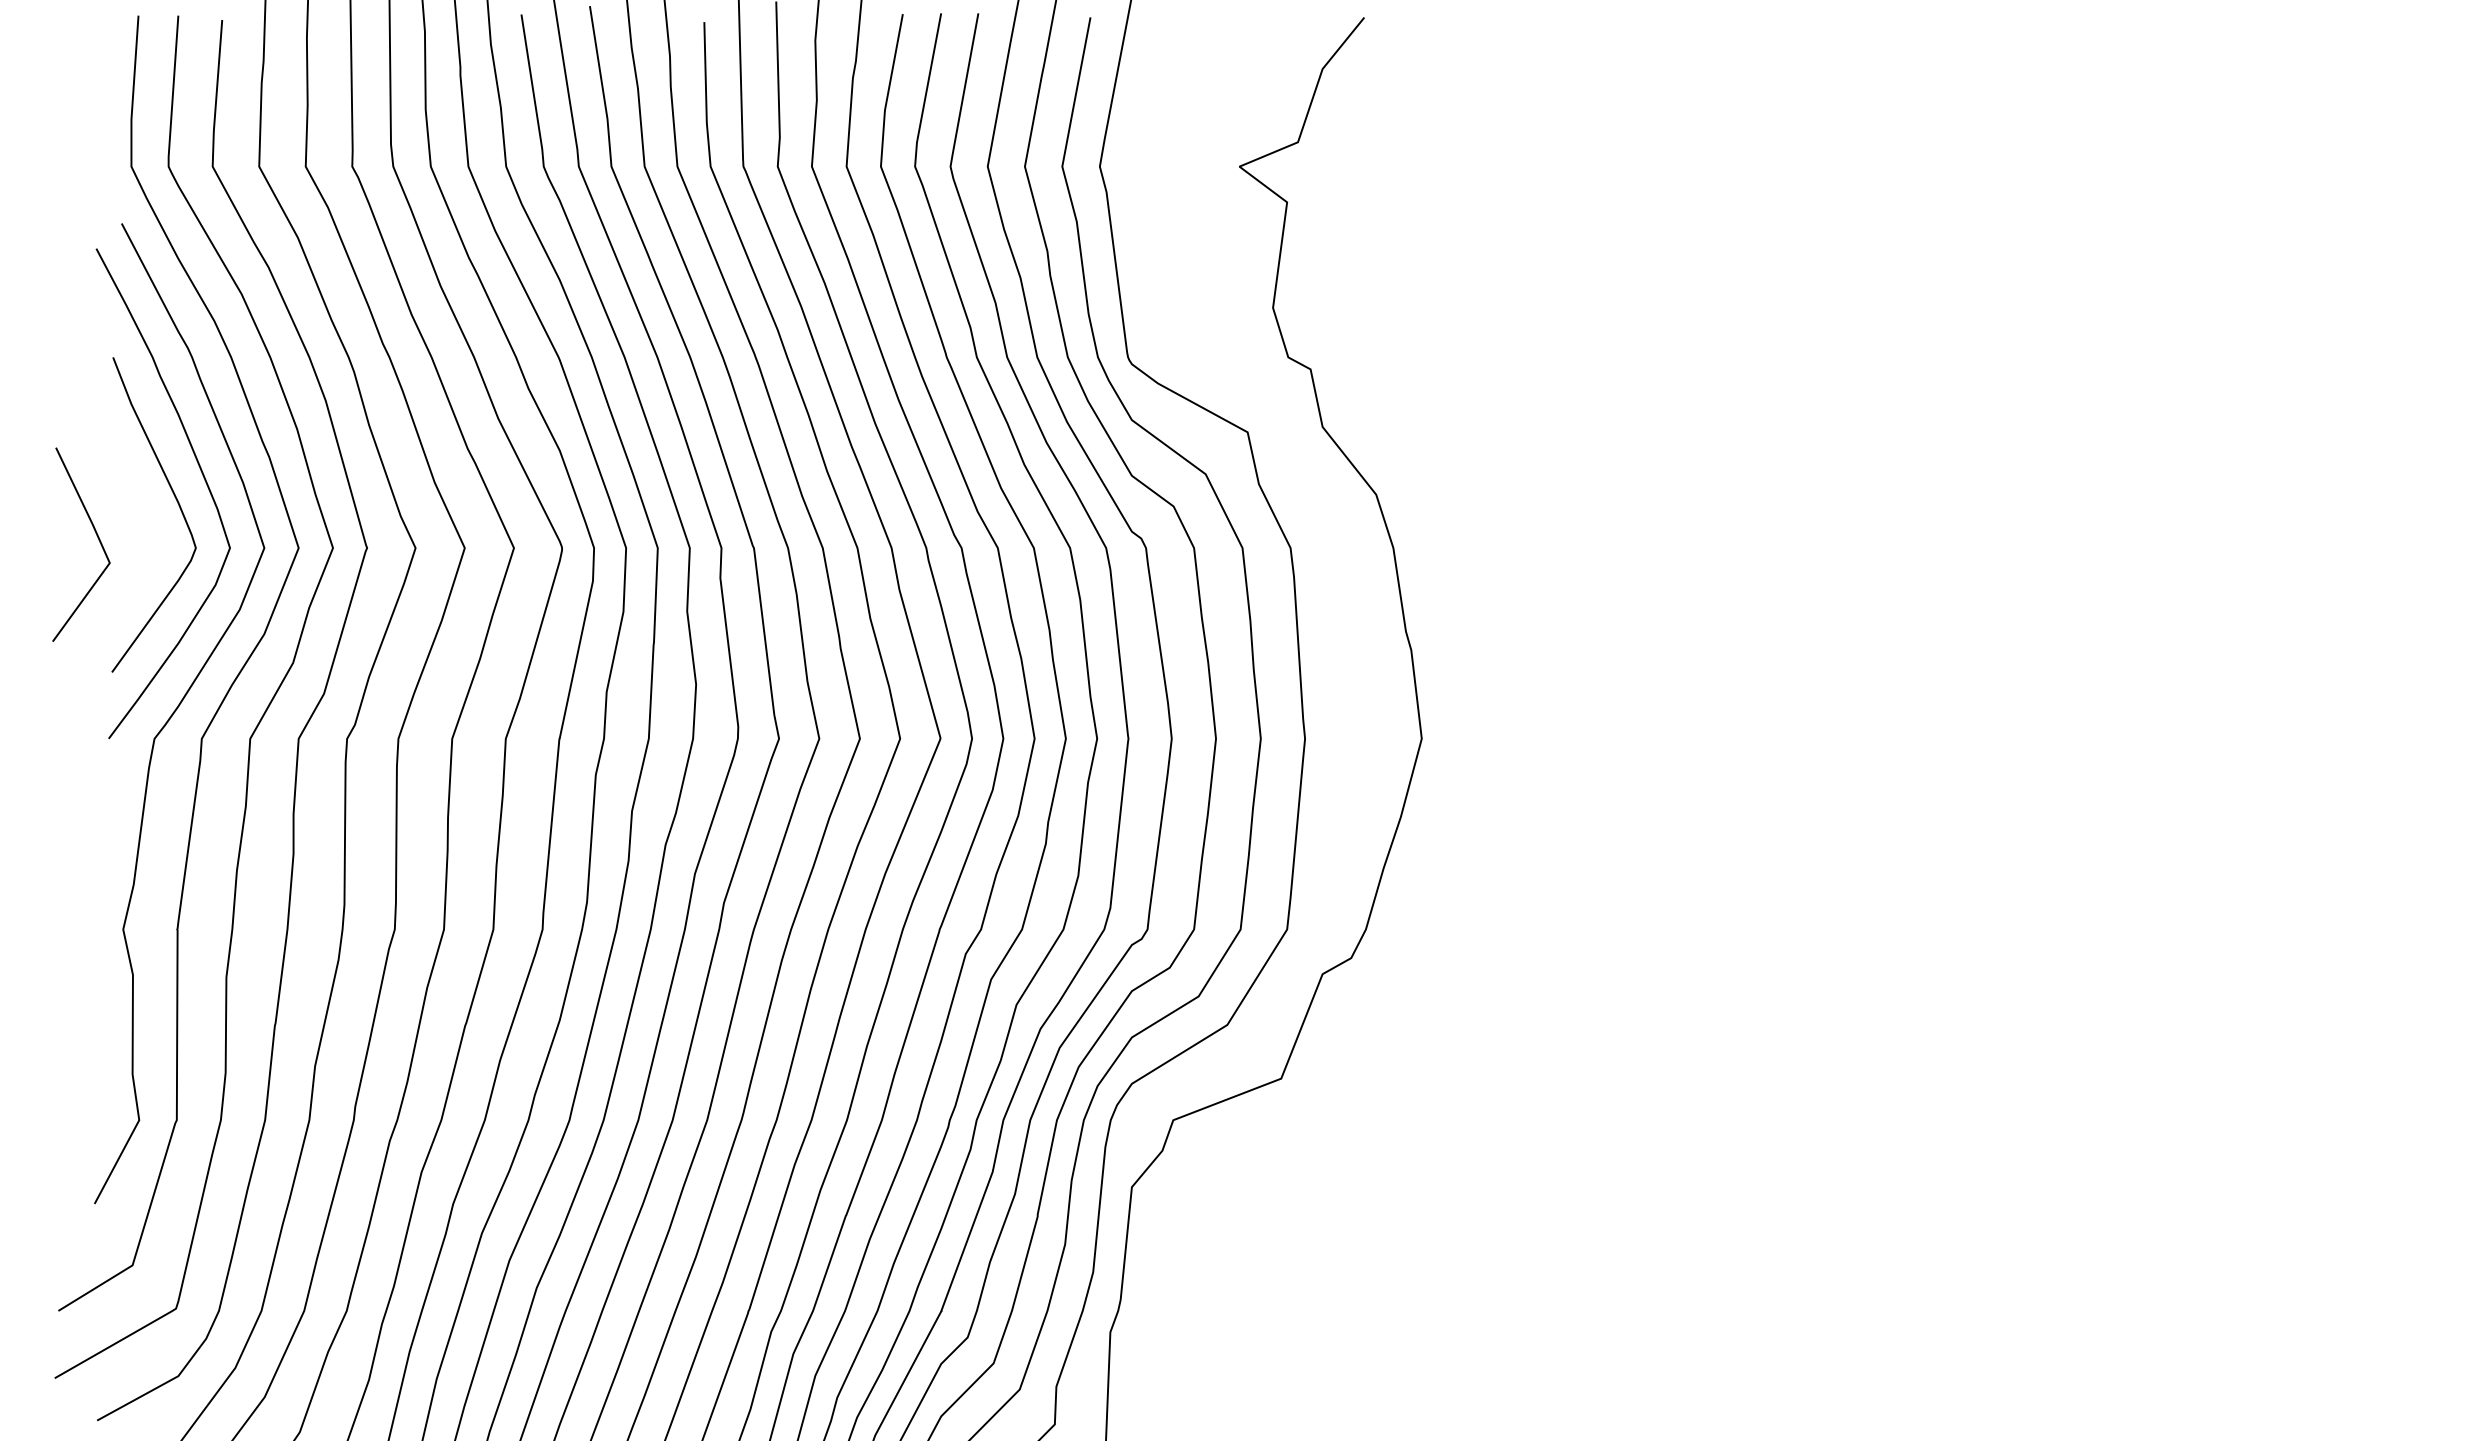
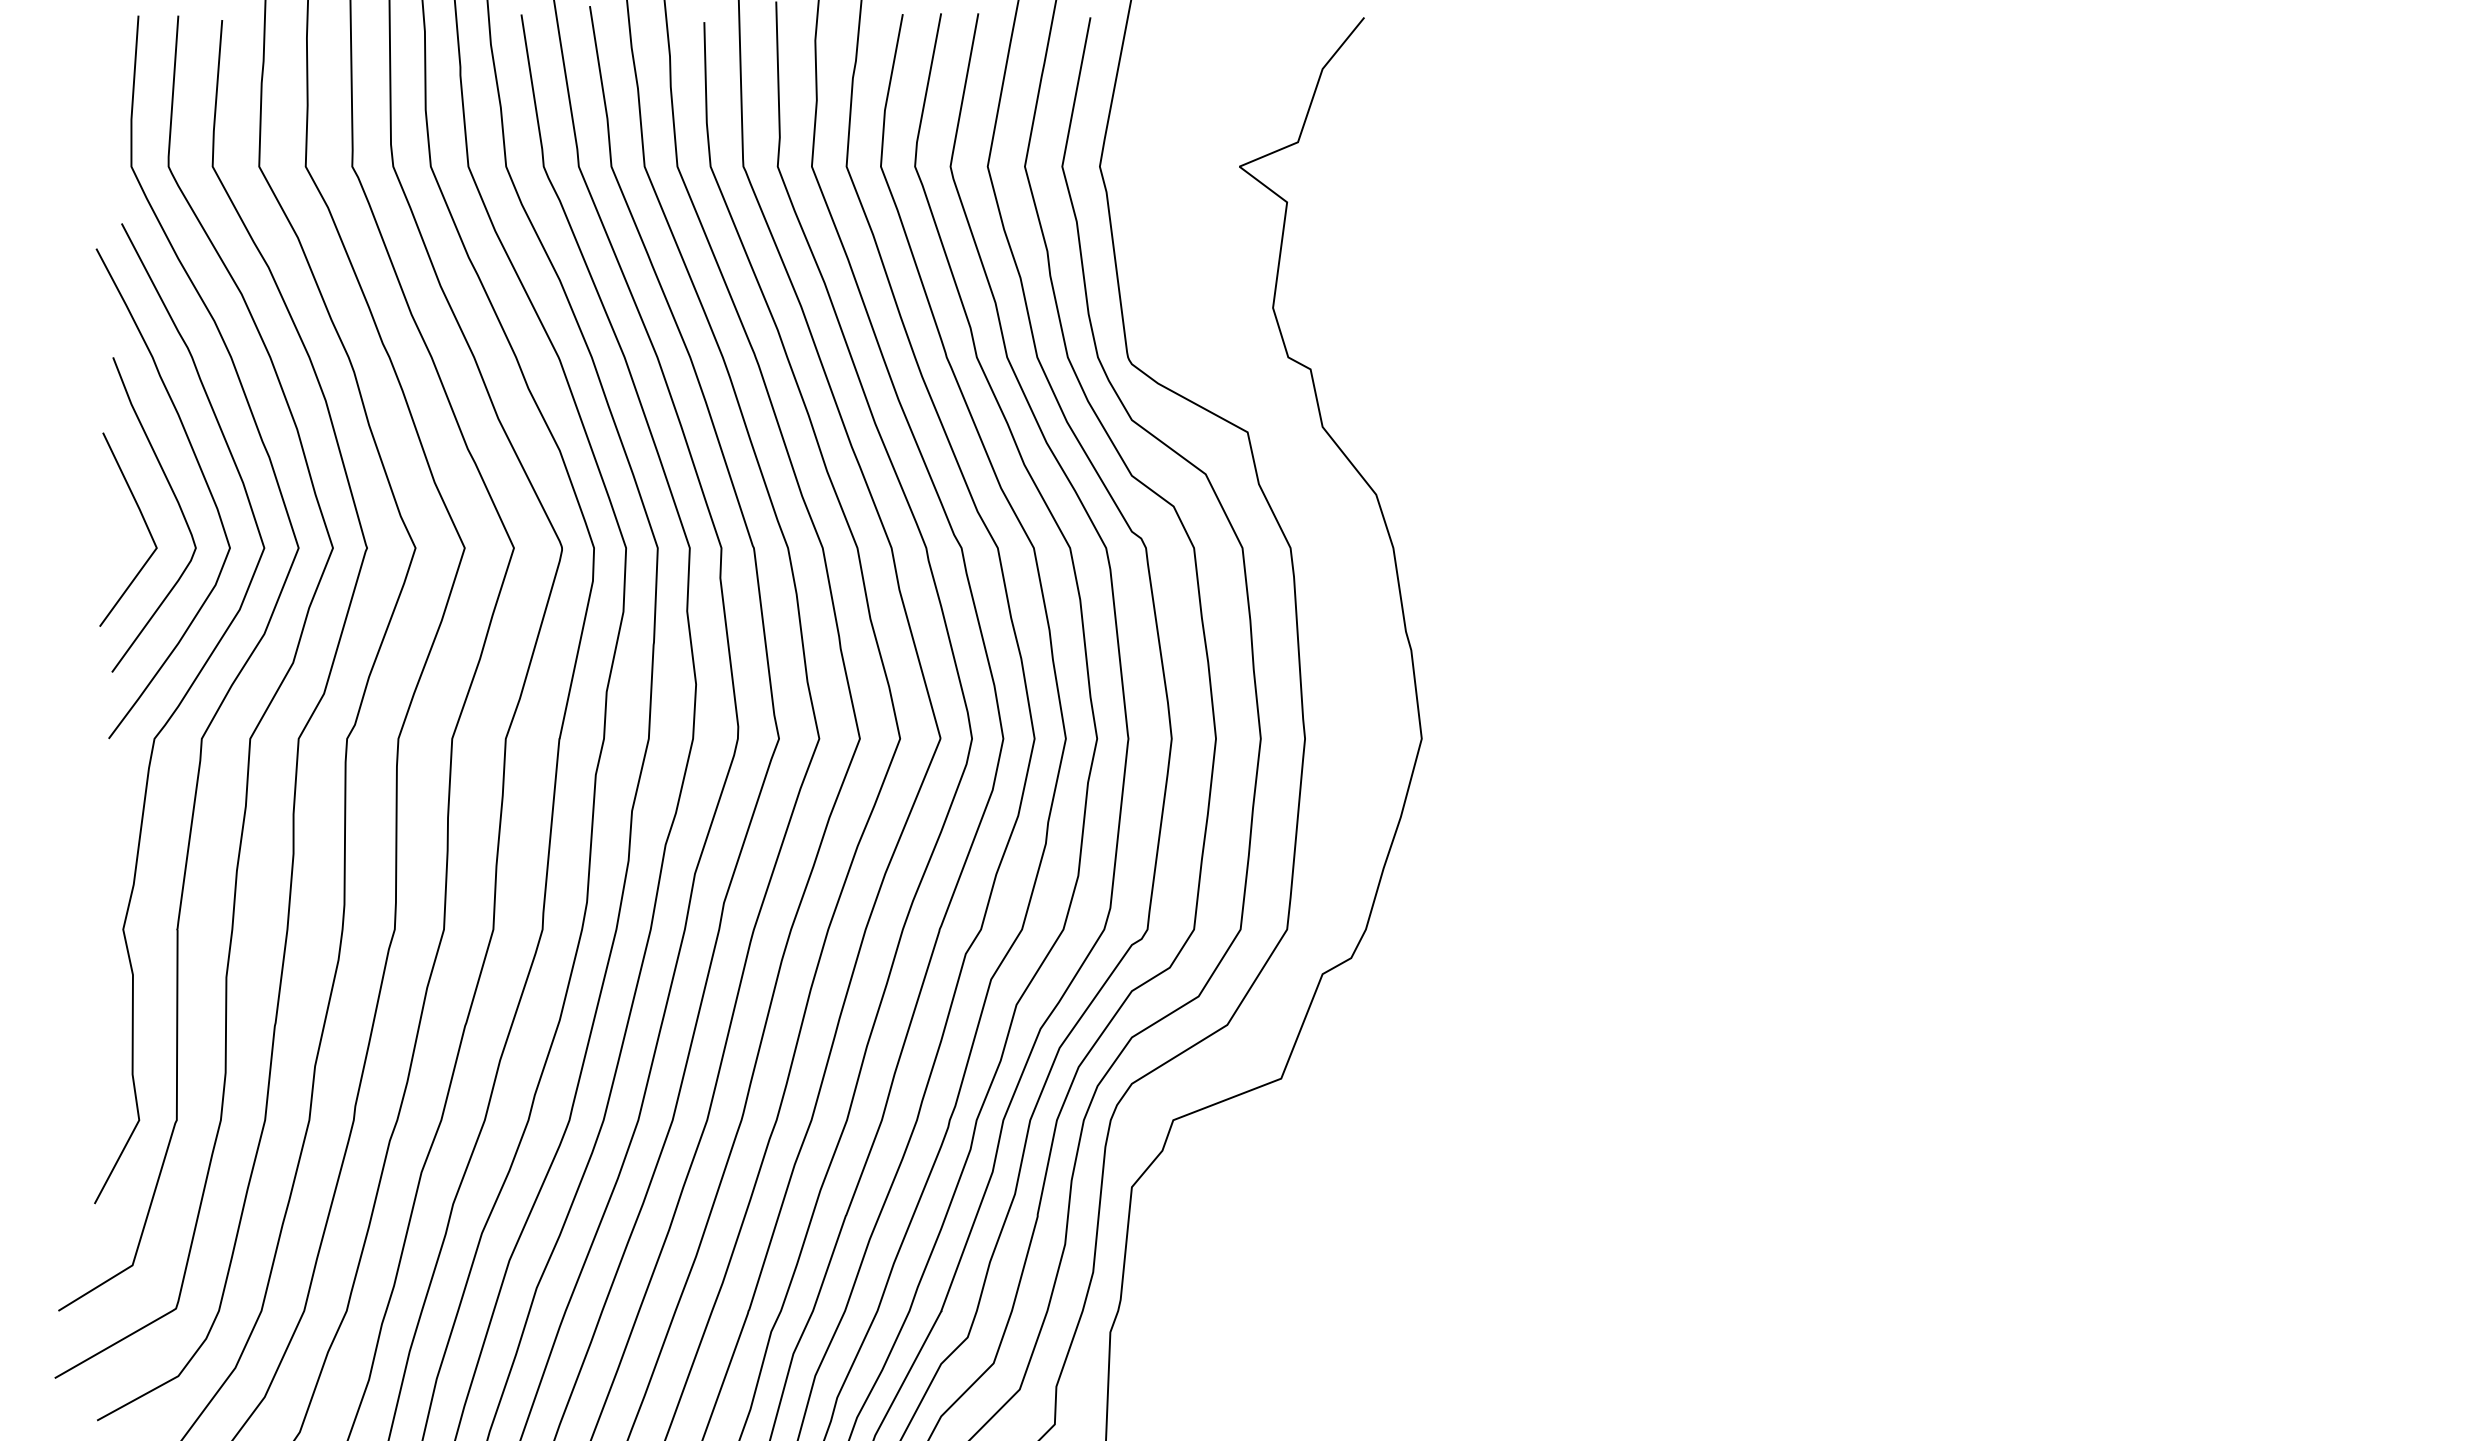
line position: (97, 538) -> (144, 523) (144, 523)
